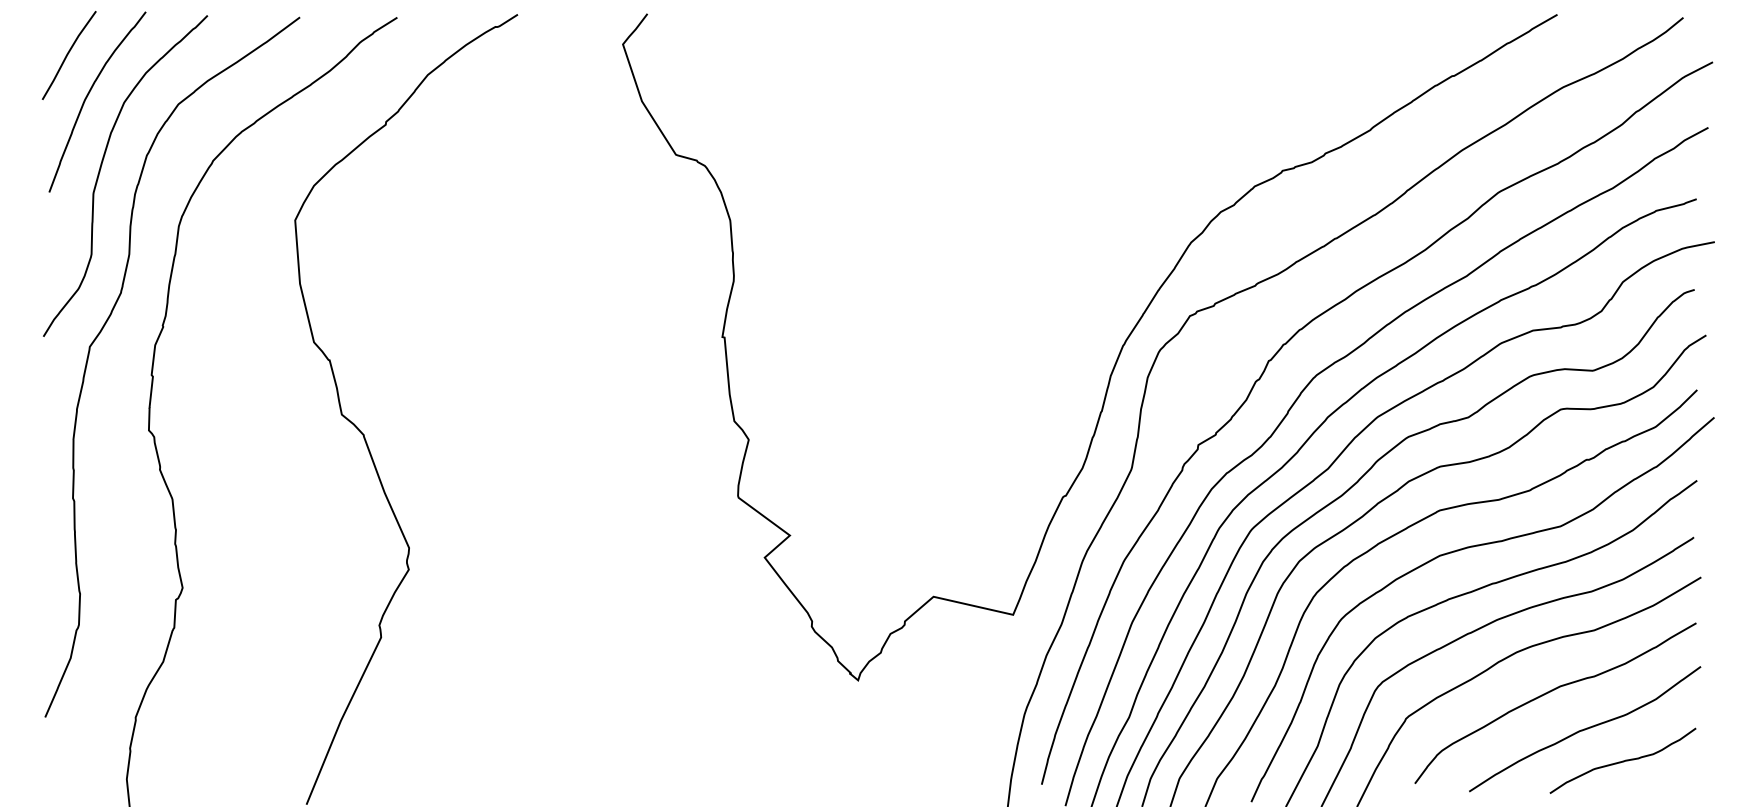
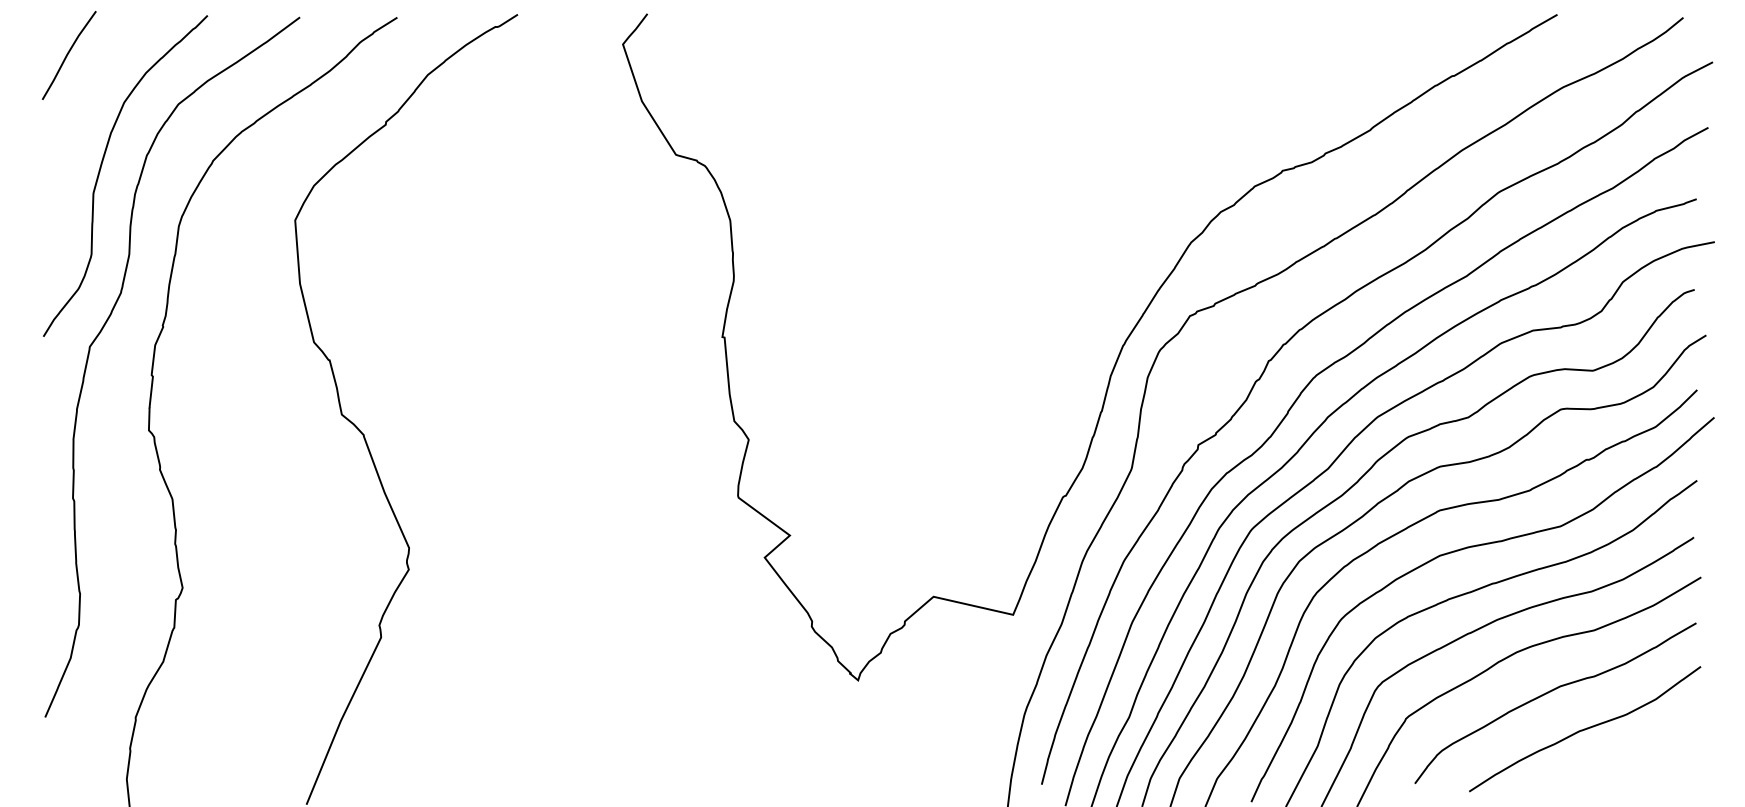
curve: present -> none (87, 97)
curve: present -> none (1622, 760)
